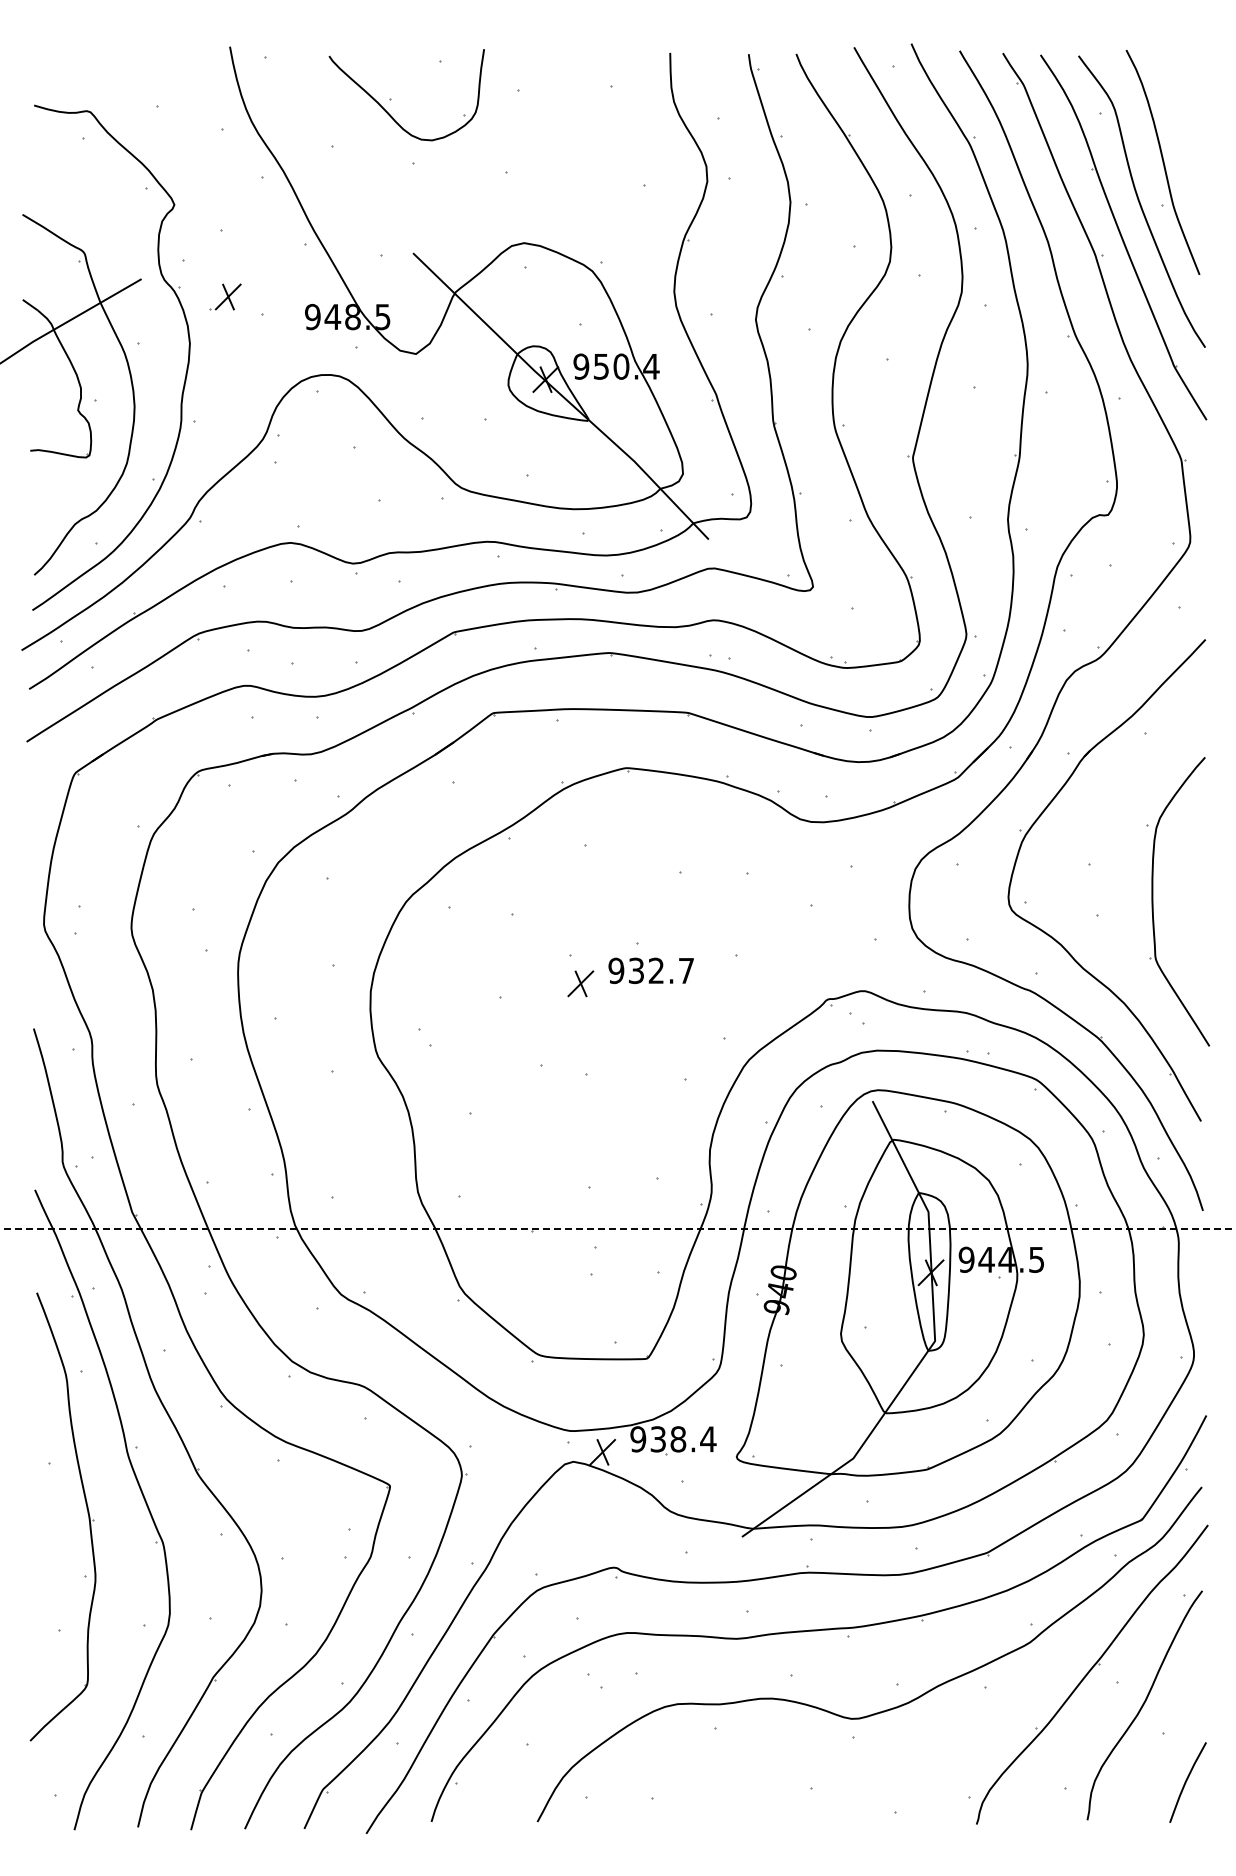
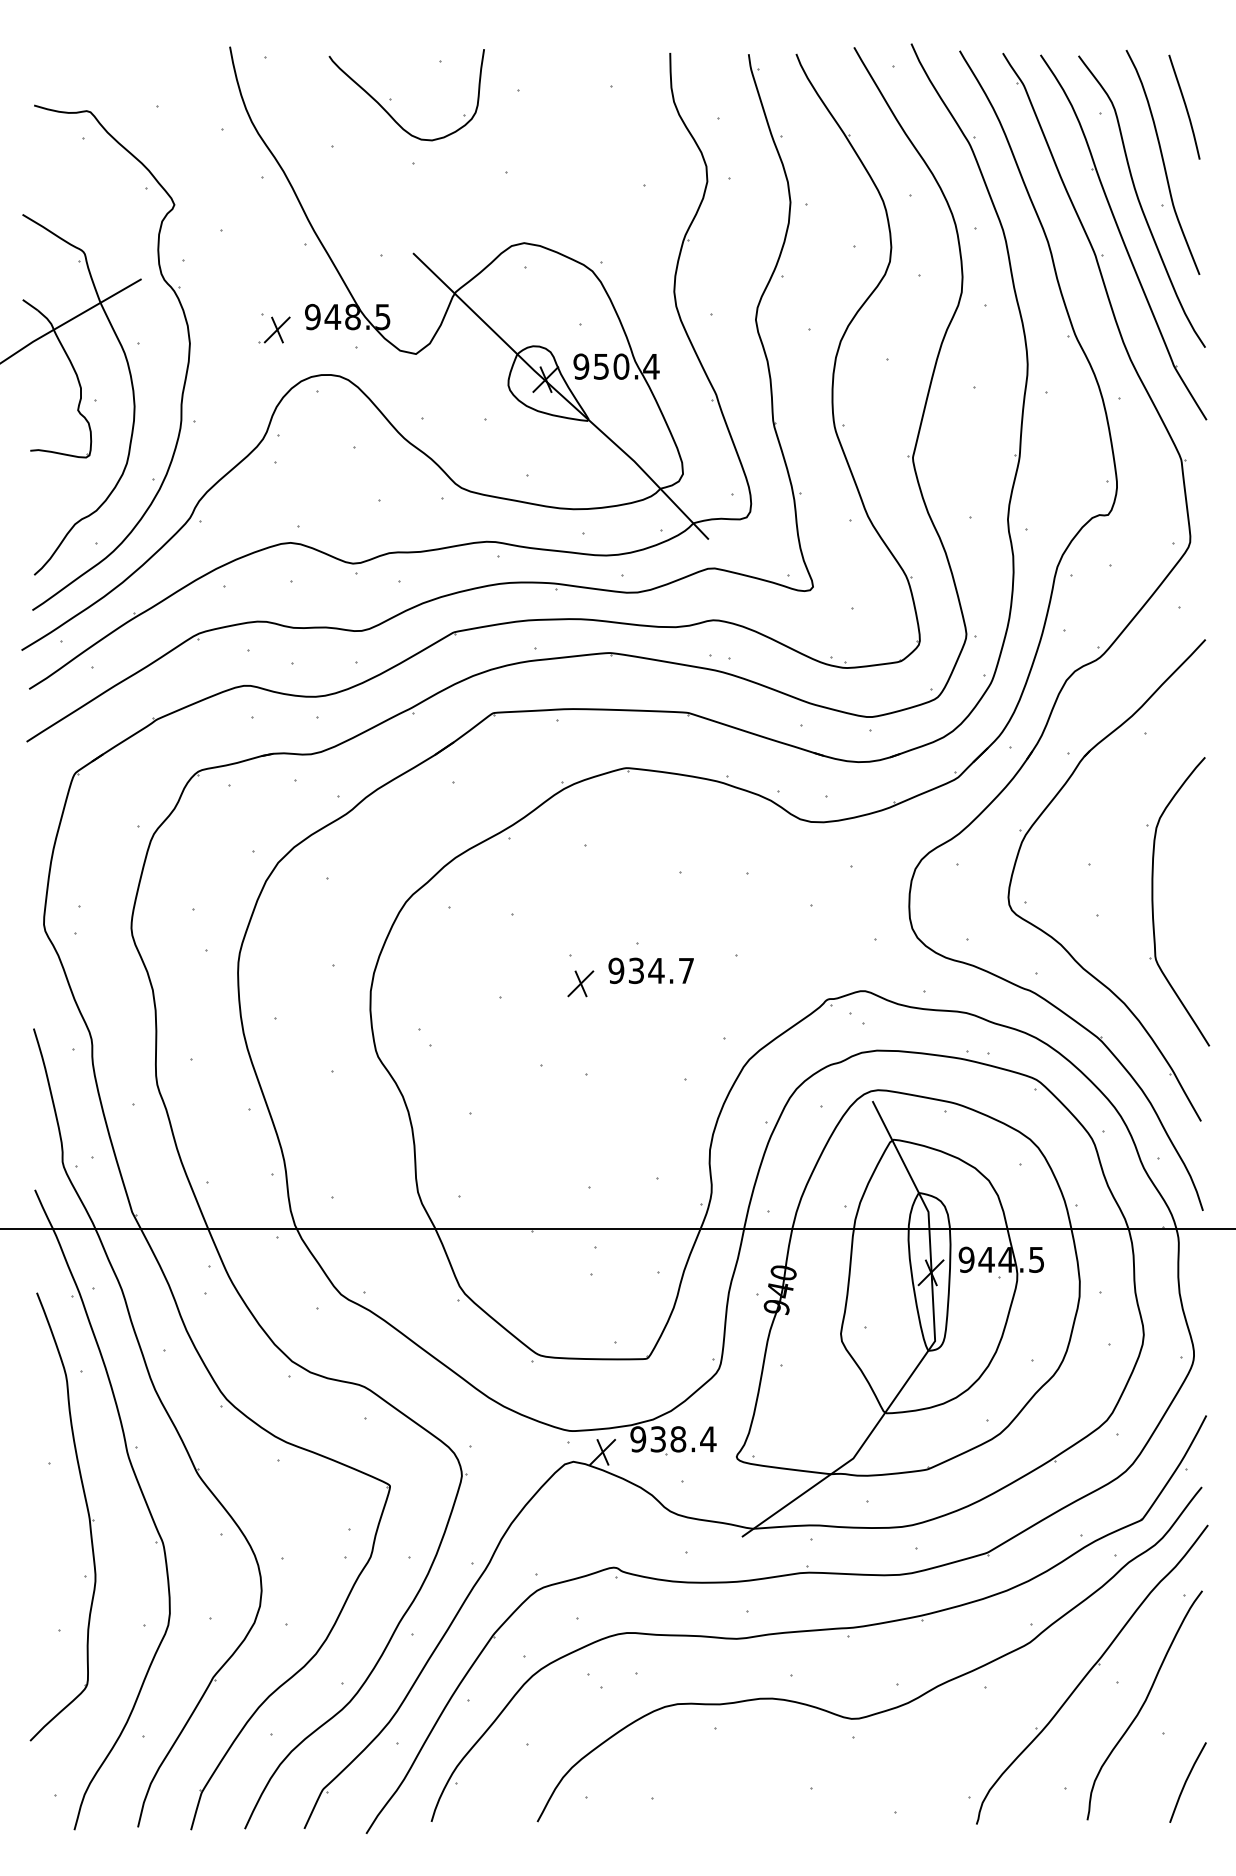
curve: none -> present (1184, 105)
part position: (225, 296) -> (274, 329) (274, 329)
text: 932.7 -> 934.7 (656, 970)
line: dashed -> solid (617, 1228)
